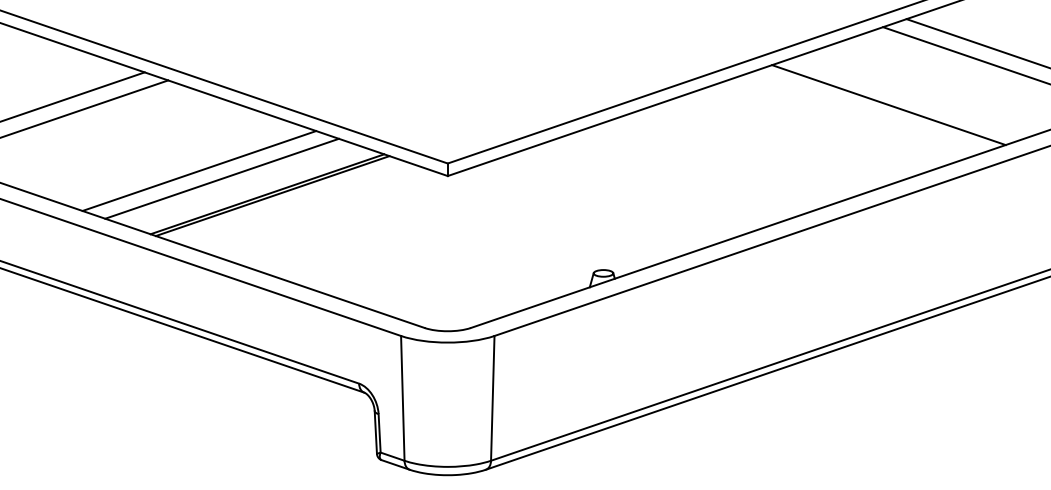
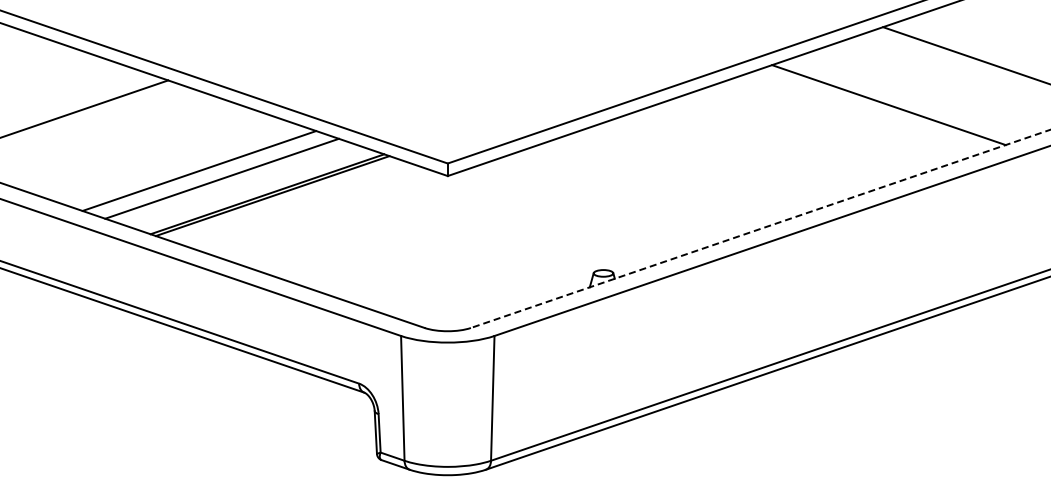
line: present -> none (976, 43)
line: present -> none (73, 96)
line: solid -> dashed (760, 229)
